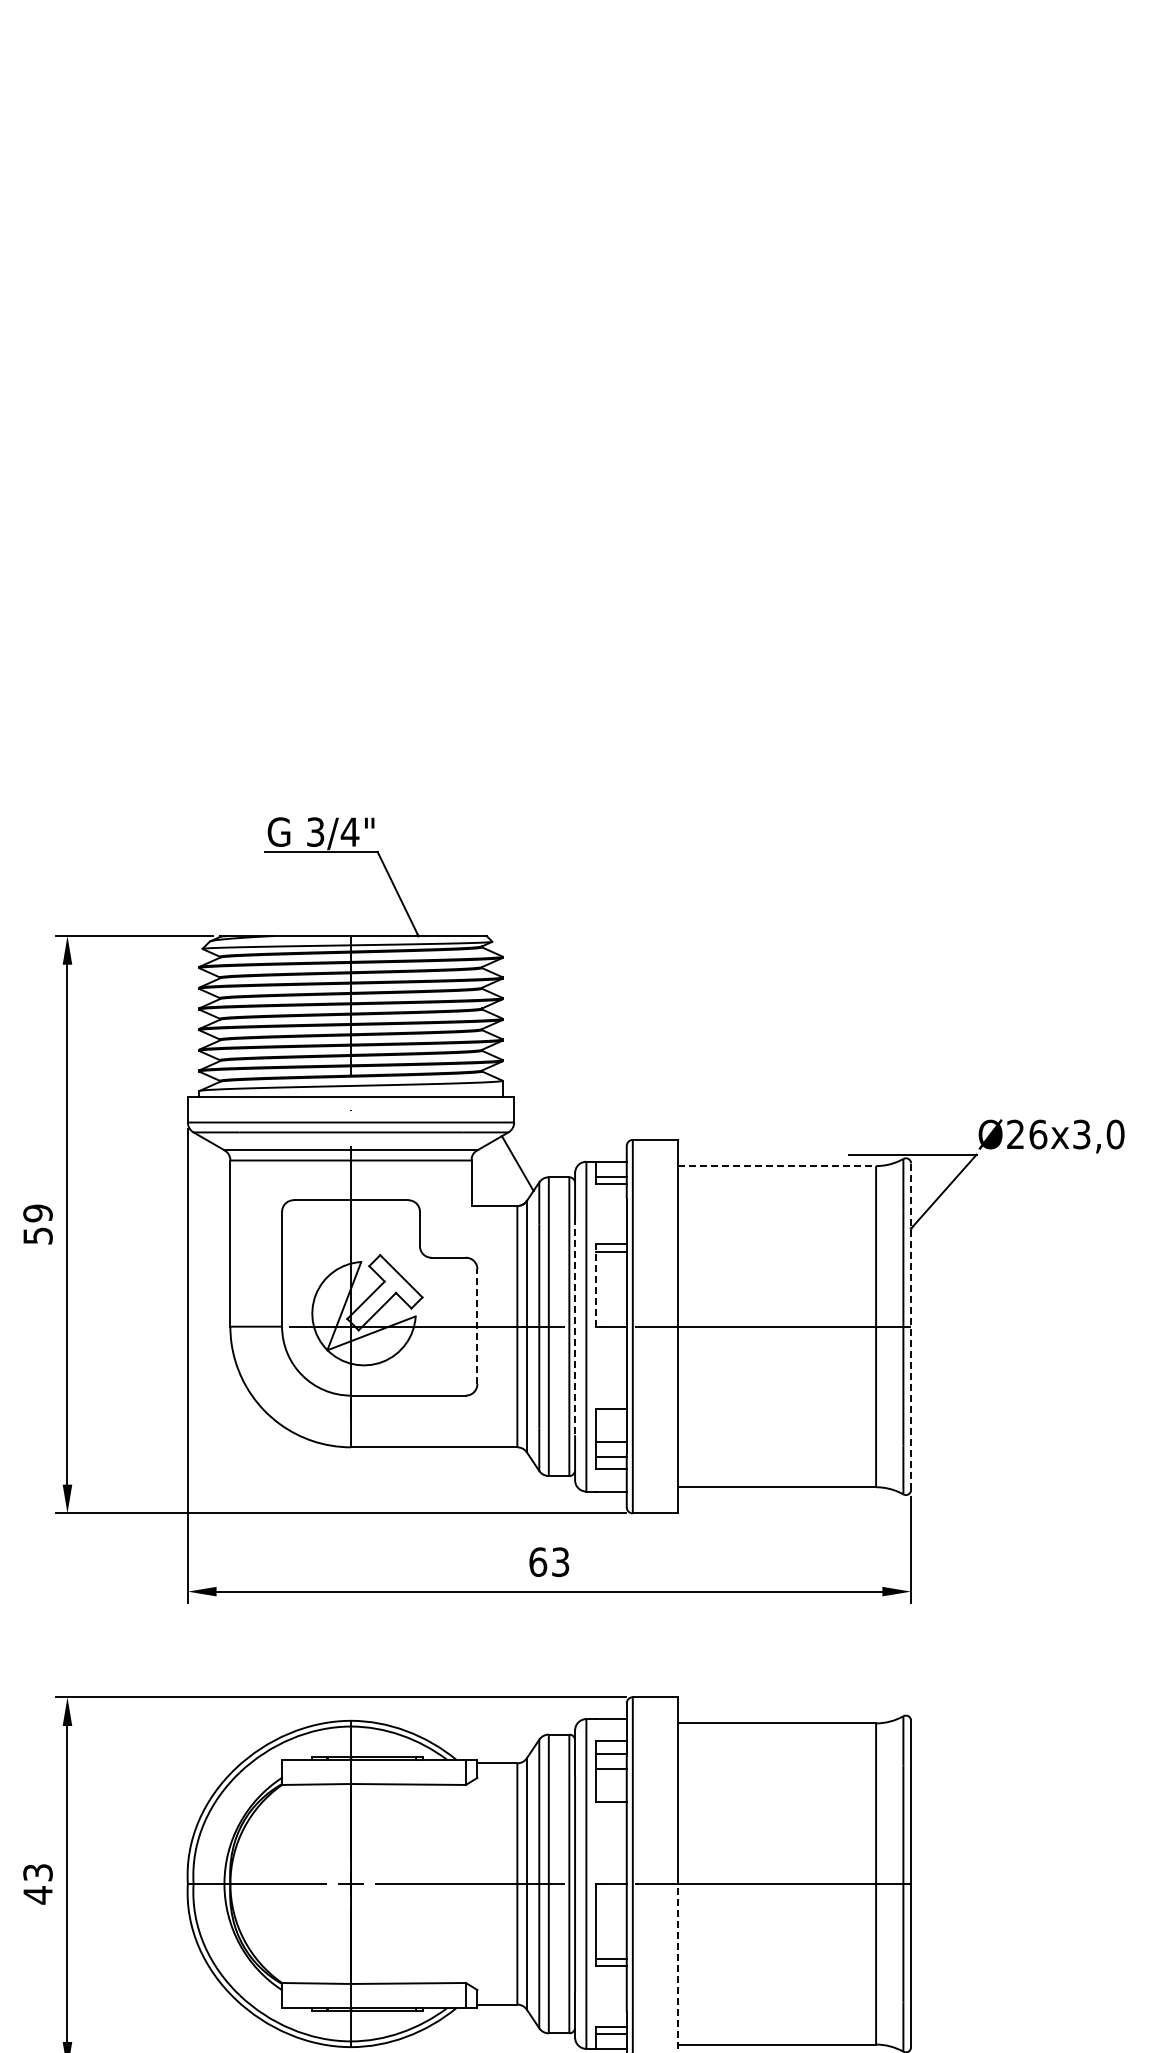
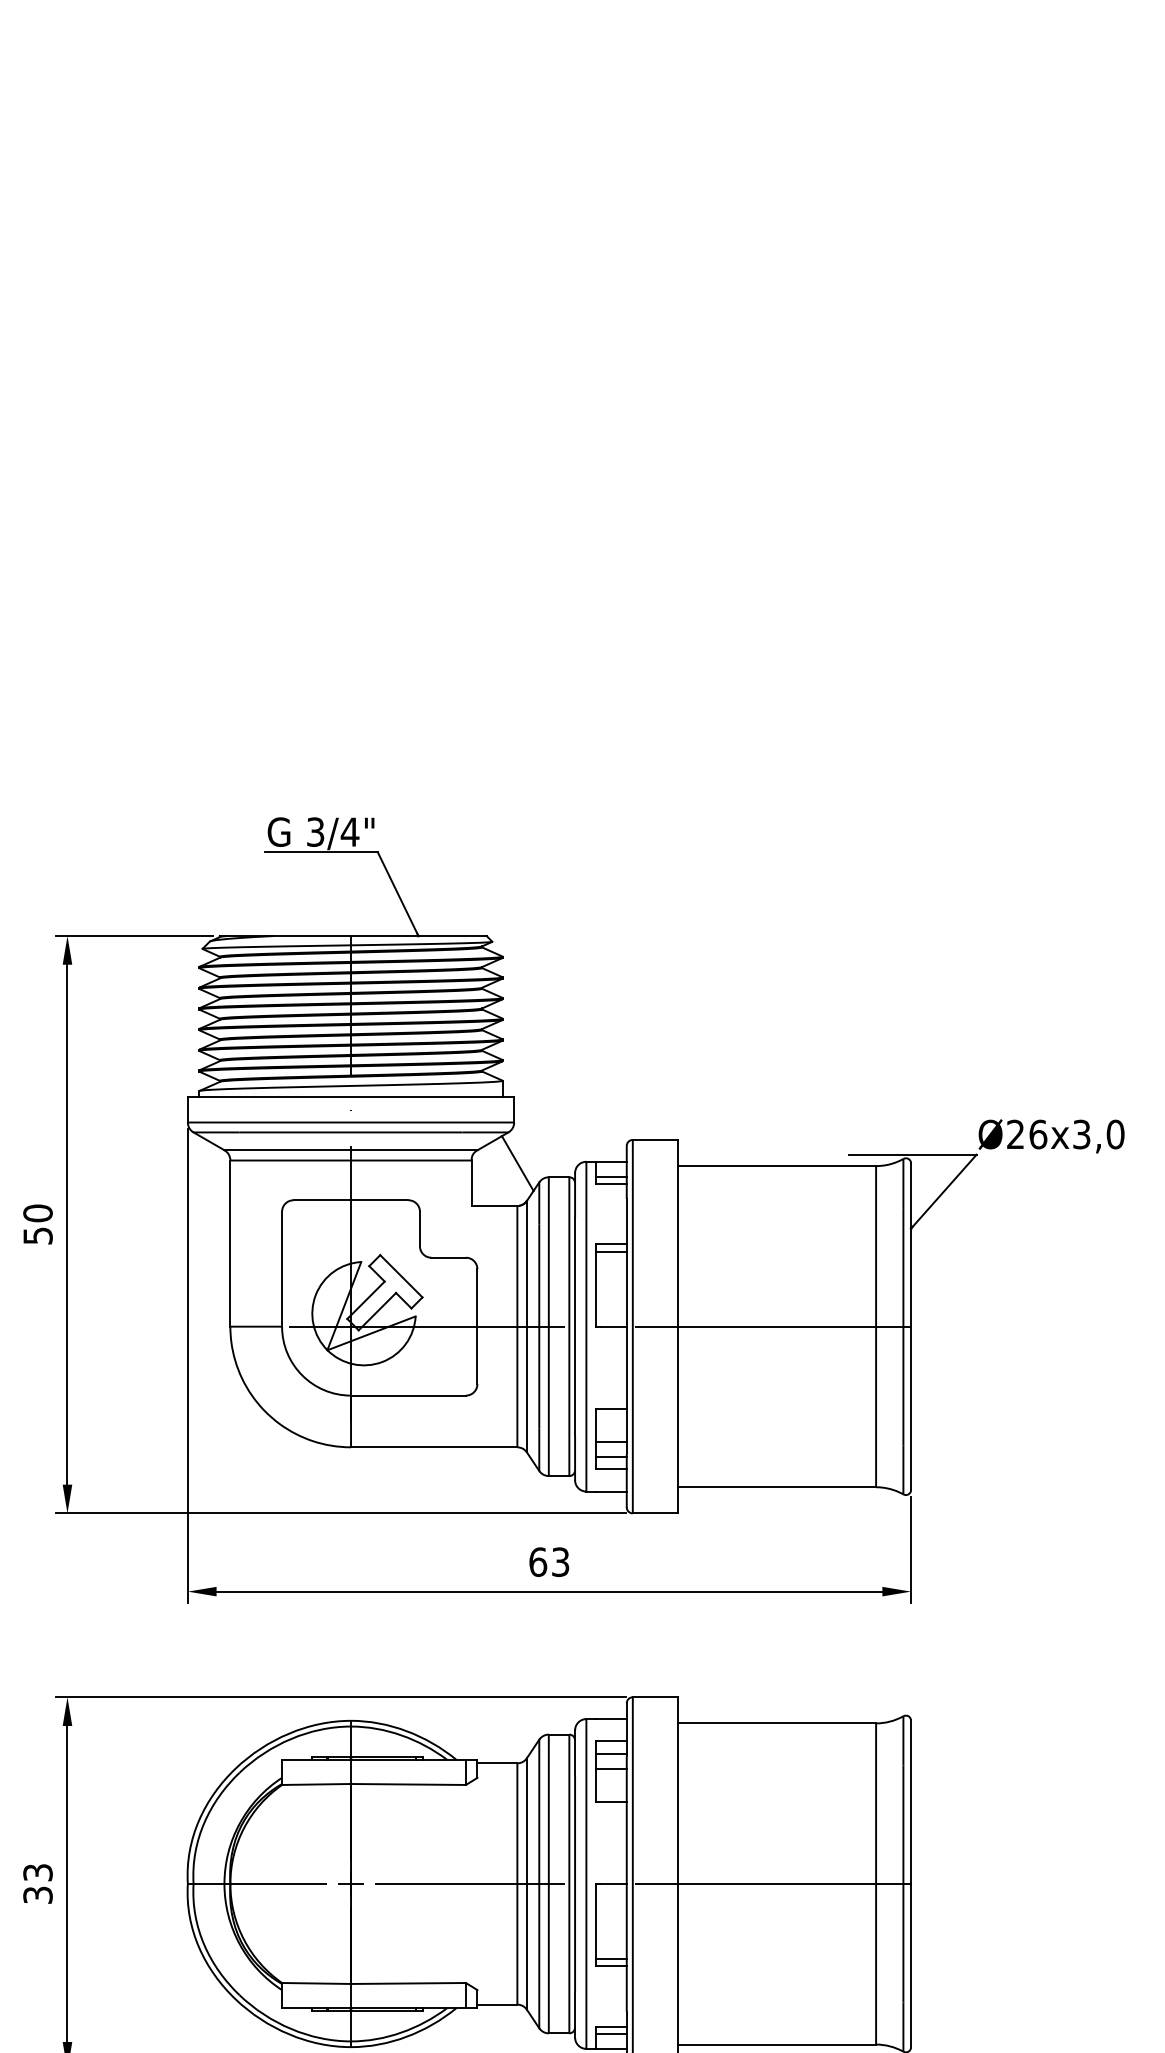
line: dashed -> solid (777, 1166)
text: 59 -> 50 (37, 1213)
line: dashed -> solid (595, 1284)
line: dashed -> solid (477, 1326)
line: dashed -> solid (575, 1326)
line: dashed -> solid (911, 1326)
text: 43 -> 33 (37, 1895)
line: dashed -> solid (678, 1967)
